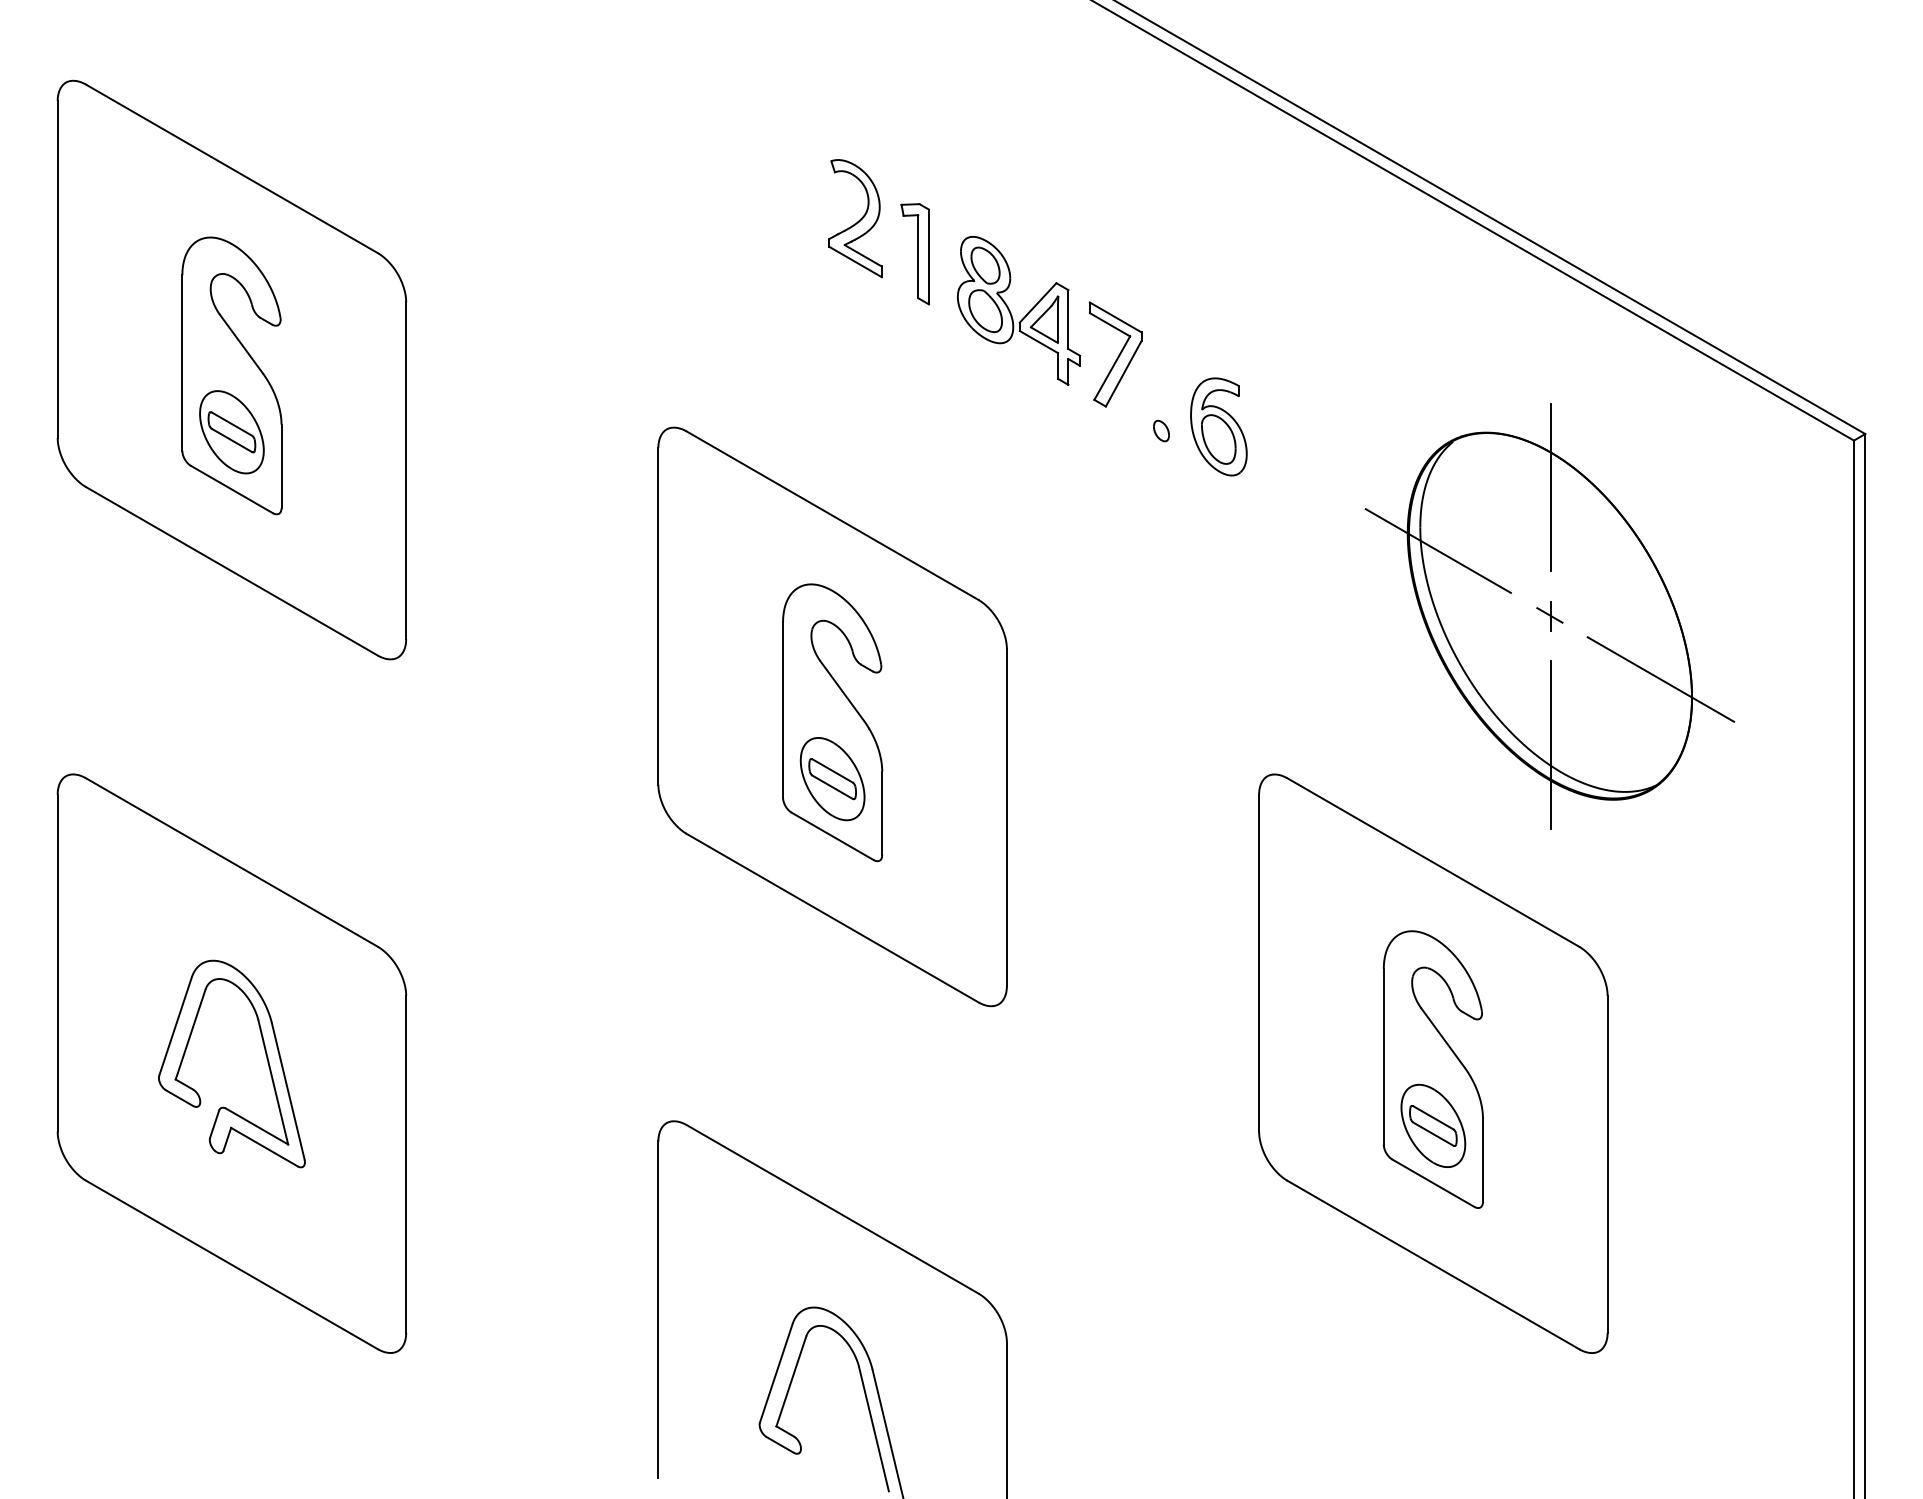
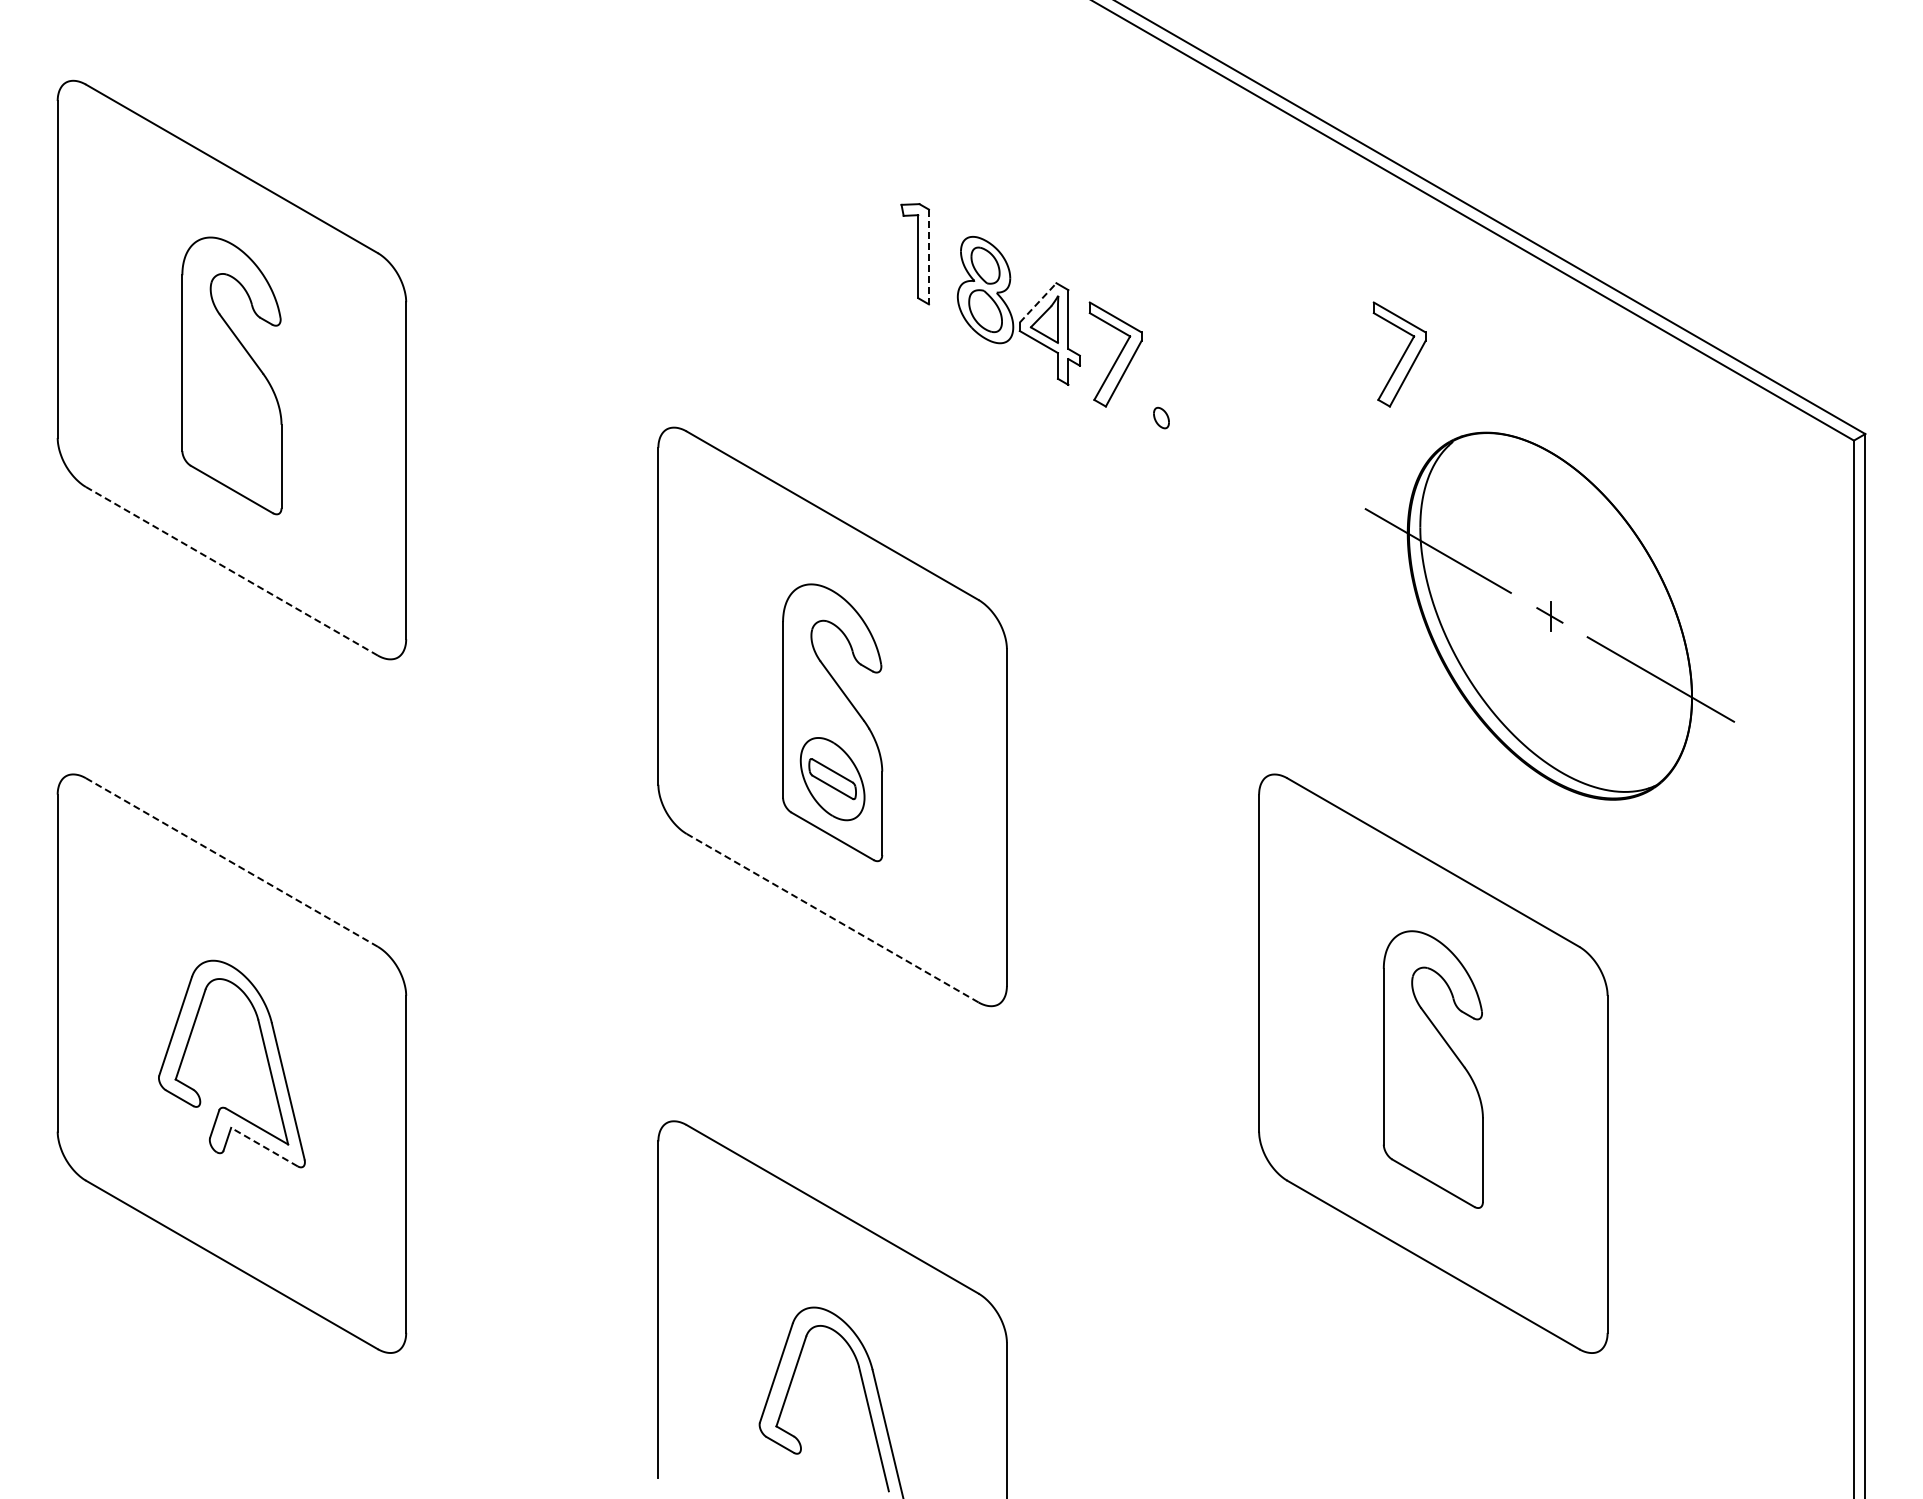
part: present -> none (855, 218)
line: solid -> dashed (928, 257)
line: solid -> dashed (1038, 302)
part: none -> present (1399, 354)
part: present -> none (1218, 426)
part position: (1161, 430) -> (1161, 417) (1161, 417)
part: present -> none (231, 432)
line: present -> none (1550, 487)
line: solid -> dashed (231, 571)
line: present -> none (1550, 745)
line: solid -> dashed (231, 862)
line: solid -> dashed (832, 918)
part: present -> none (1433, 1125)
line: solid -> dashed (264, 1147)
